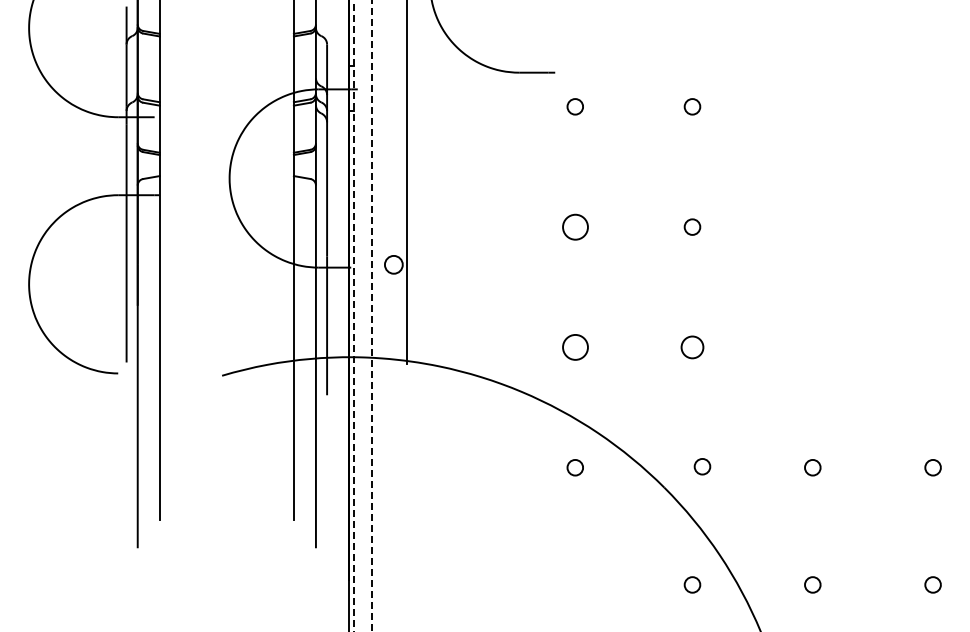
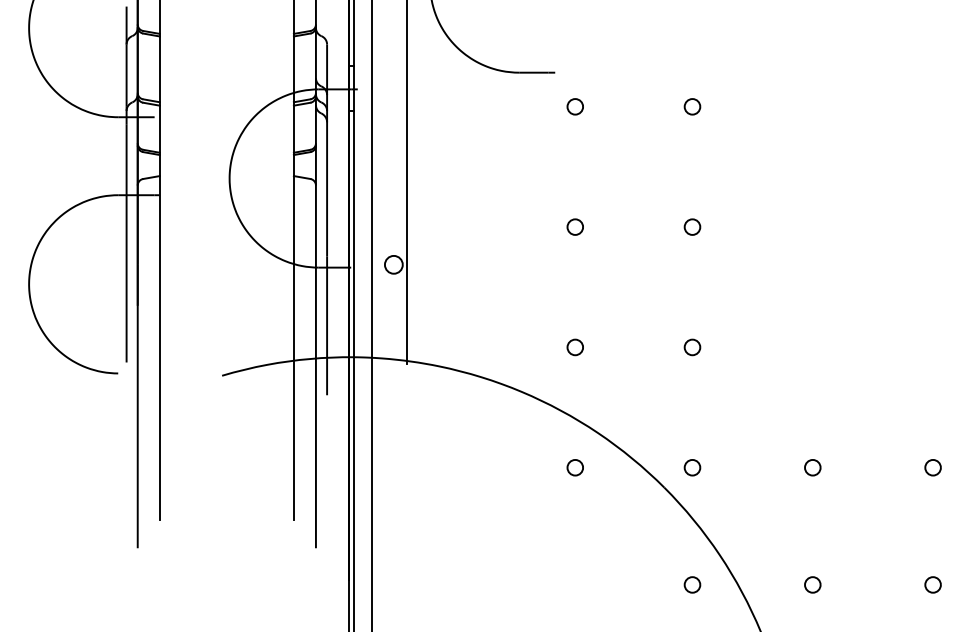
circle size: 27x28 px -> 18x18 px (574, 226)
line: dashed -> solid (353, 316)
line: dashed -> solid (371, 316)
circle size: 27x27 px -> 18x19 px (574, 347)
circle size: 25x25 px -> 19x19 px (692, 347)
circle position: (702, 466) -> (692, 467) (692, 467)
